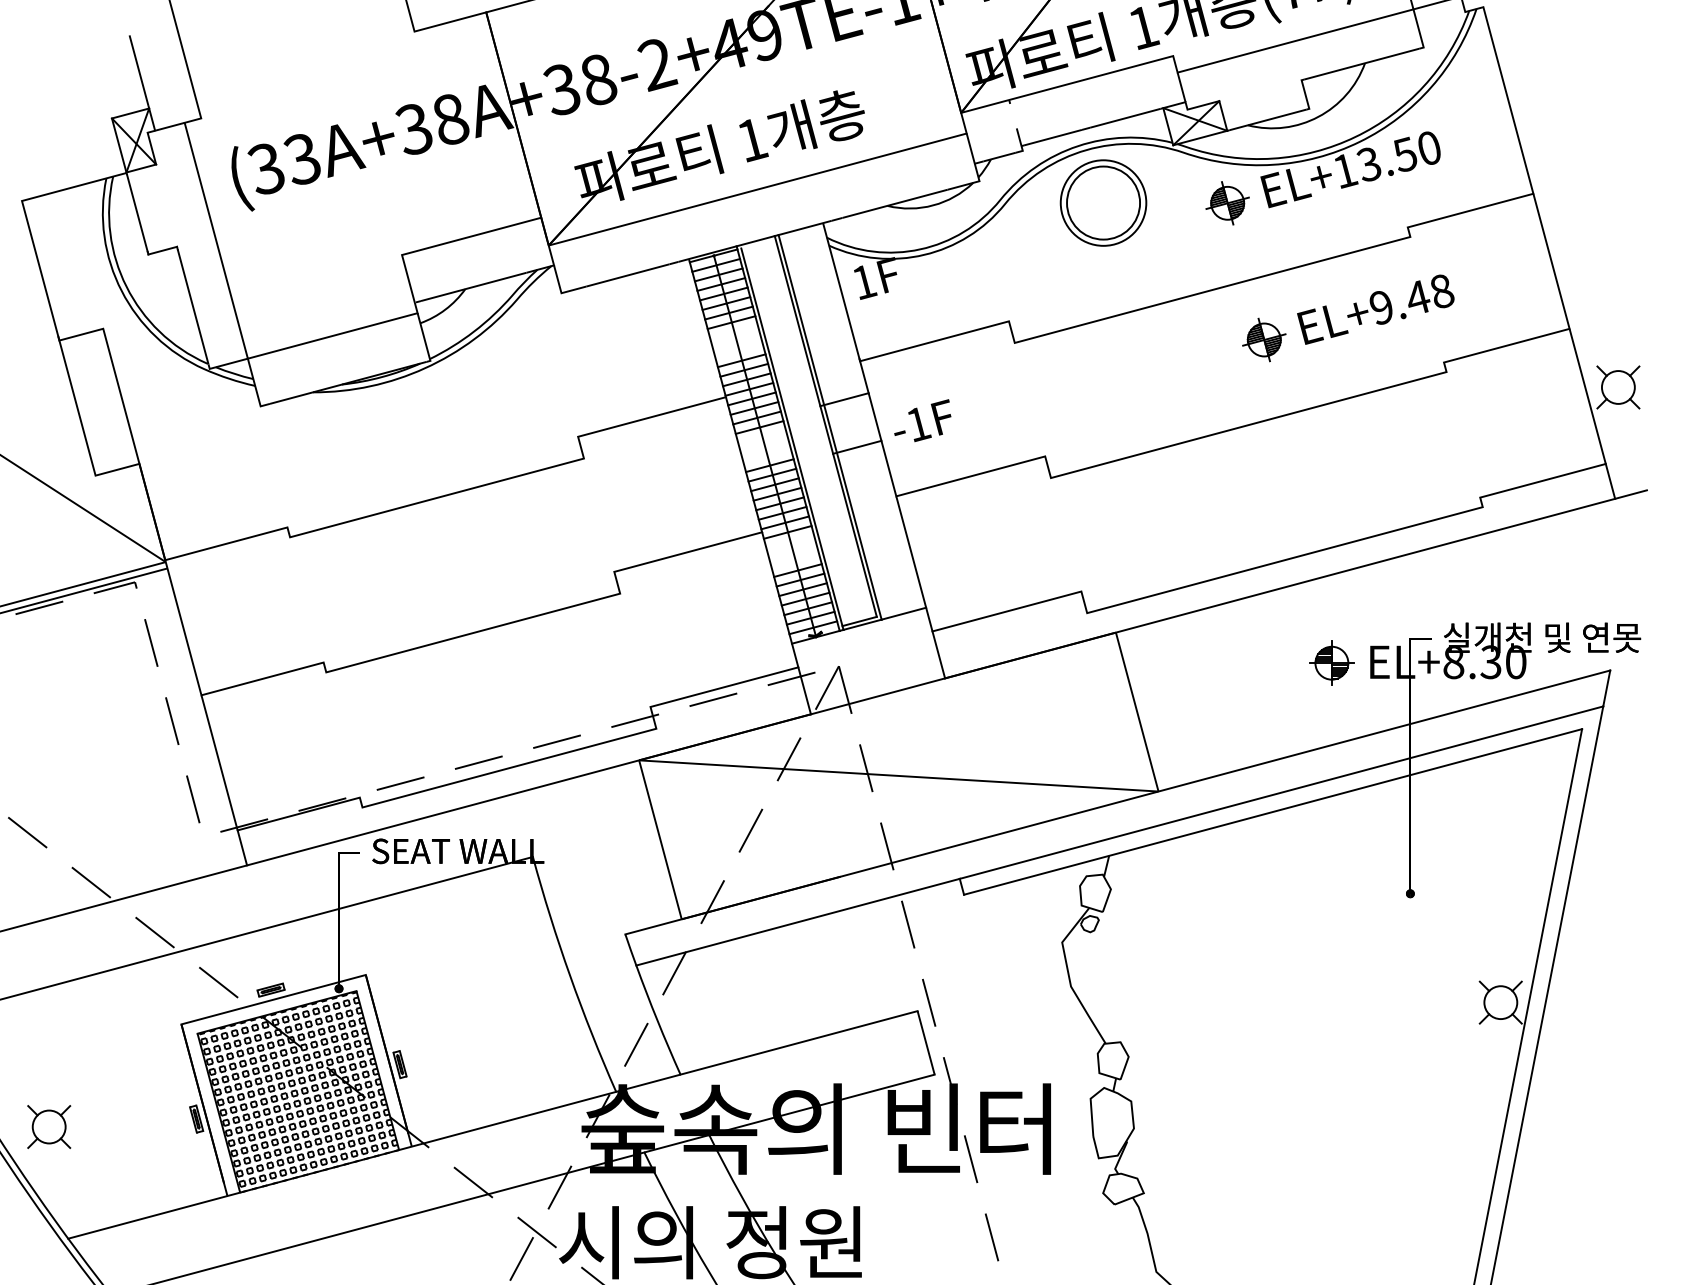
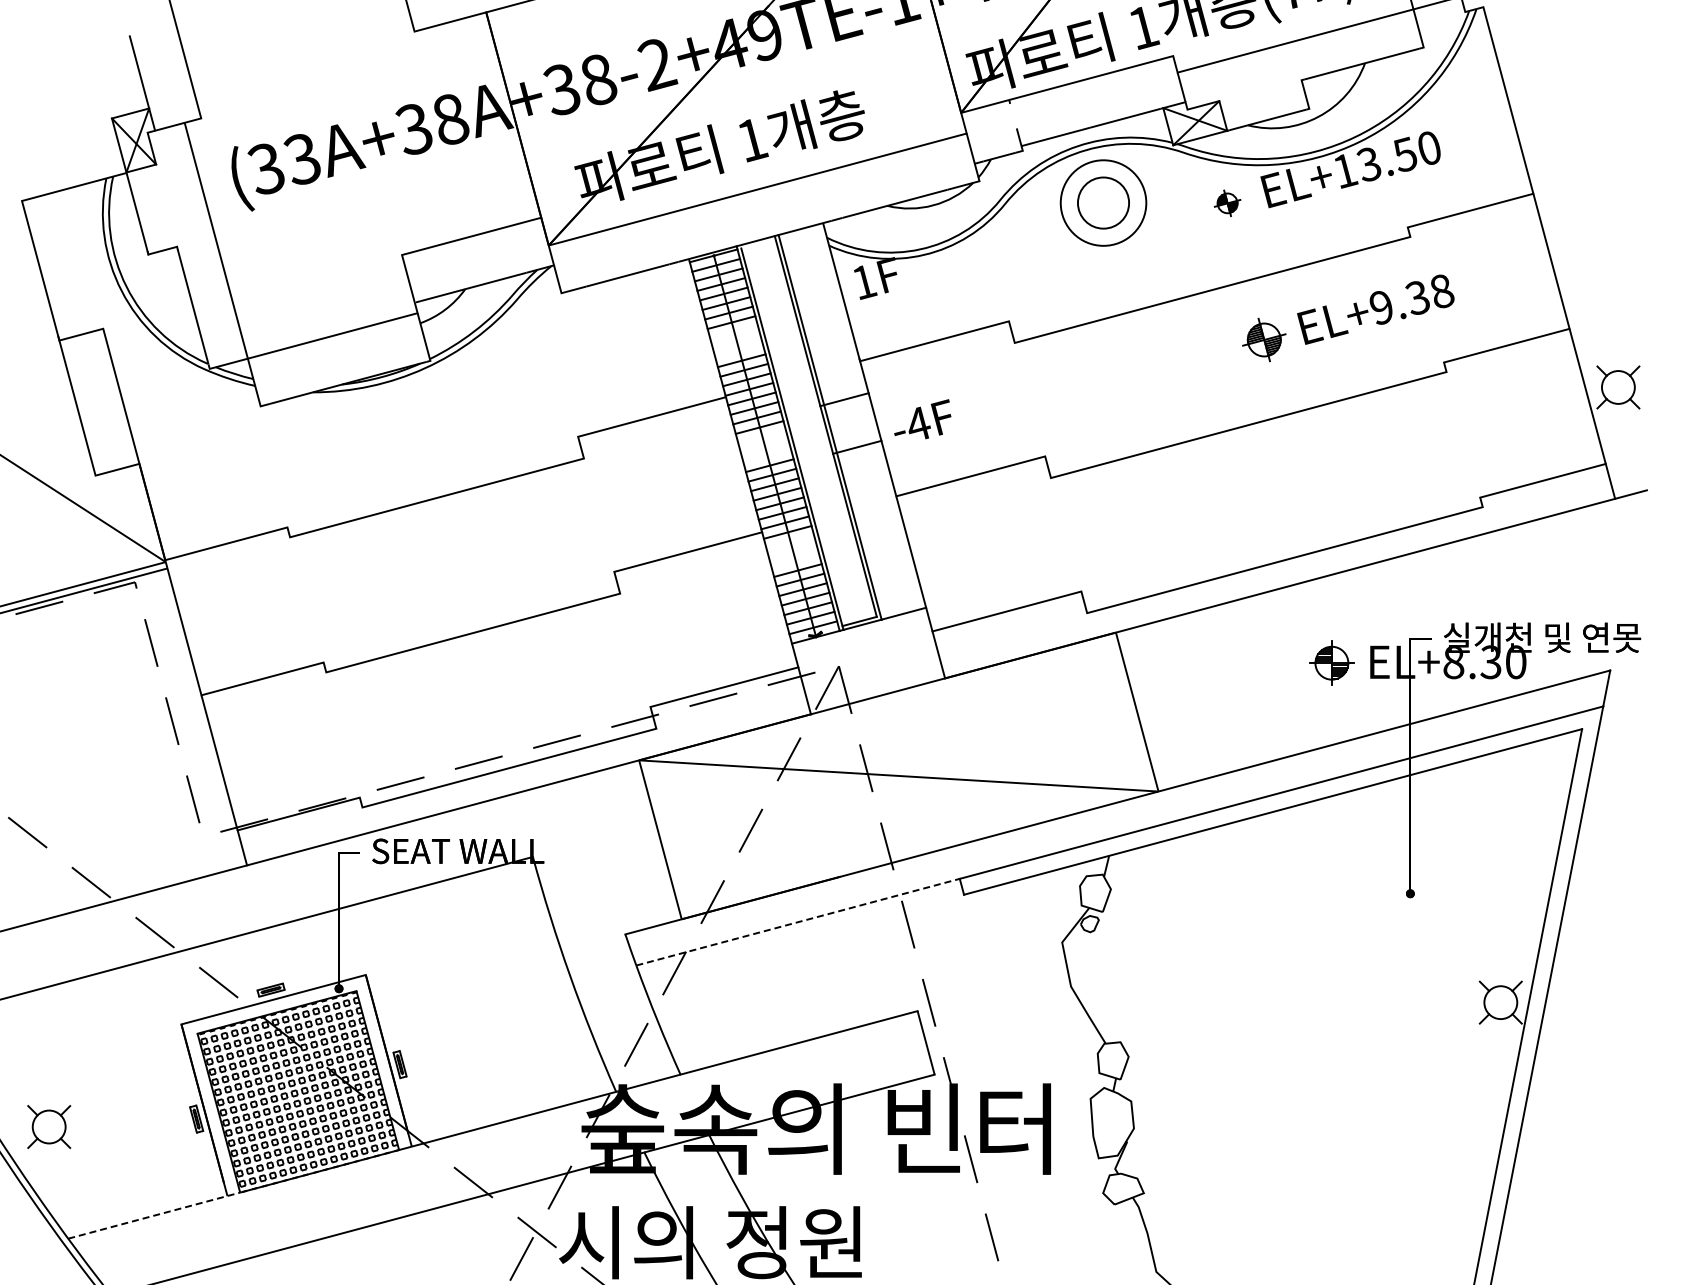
circle diameter: 73 px -> 51 px (1103, 202)
part size: 45x45 px -> 29x29 px (1227, 203)
text: EL+9.48 -> EL+9.38 (1417, 297)
text: -1F -> -4F (919, 424)
line: solid -> dashed (798, 922)
line: solid -> dashed (154, 1215)
